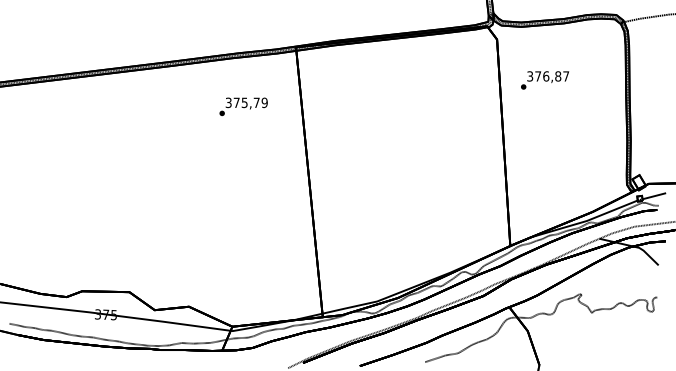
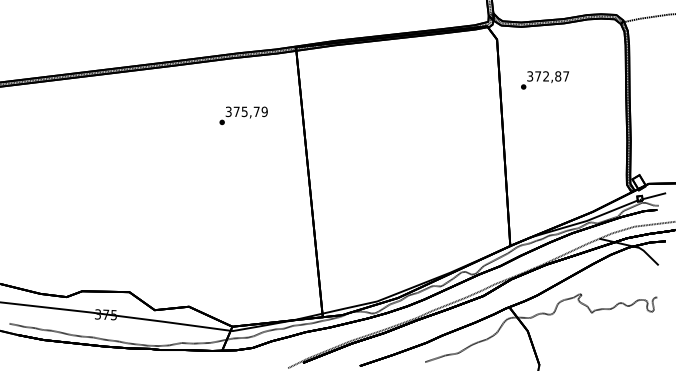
text: 376,87 -> 372,87 (546, 76)
text position: (243, 106) -> (243, 115) (243, 115)
